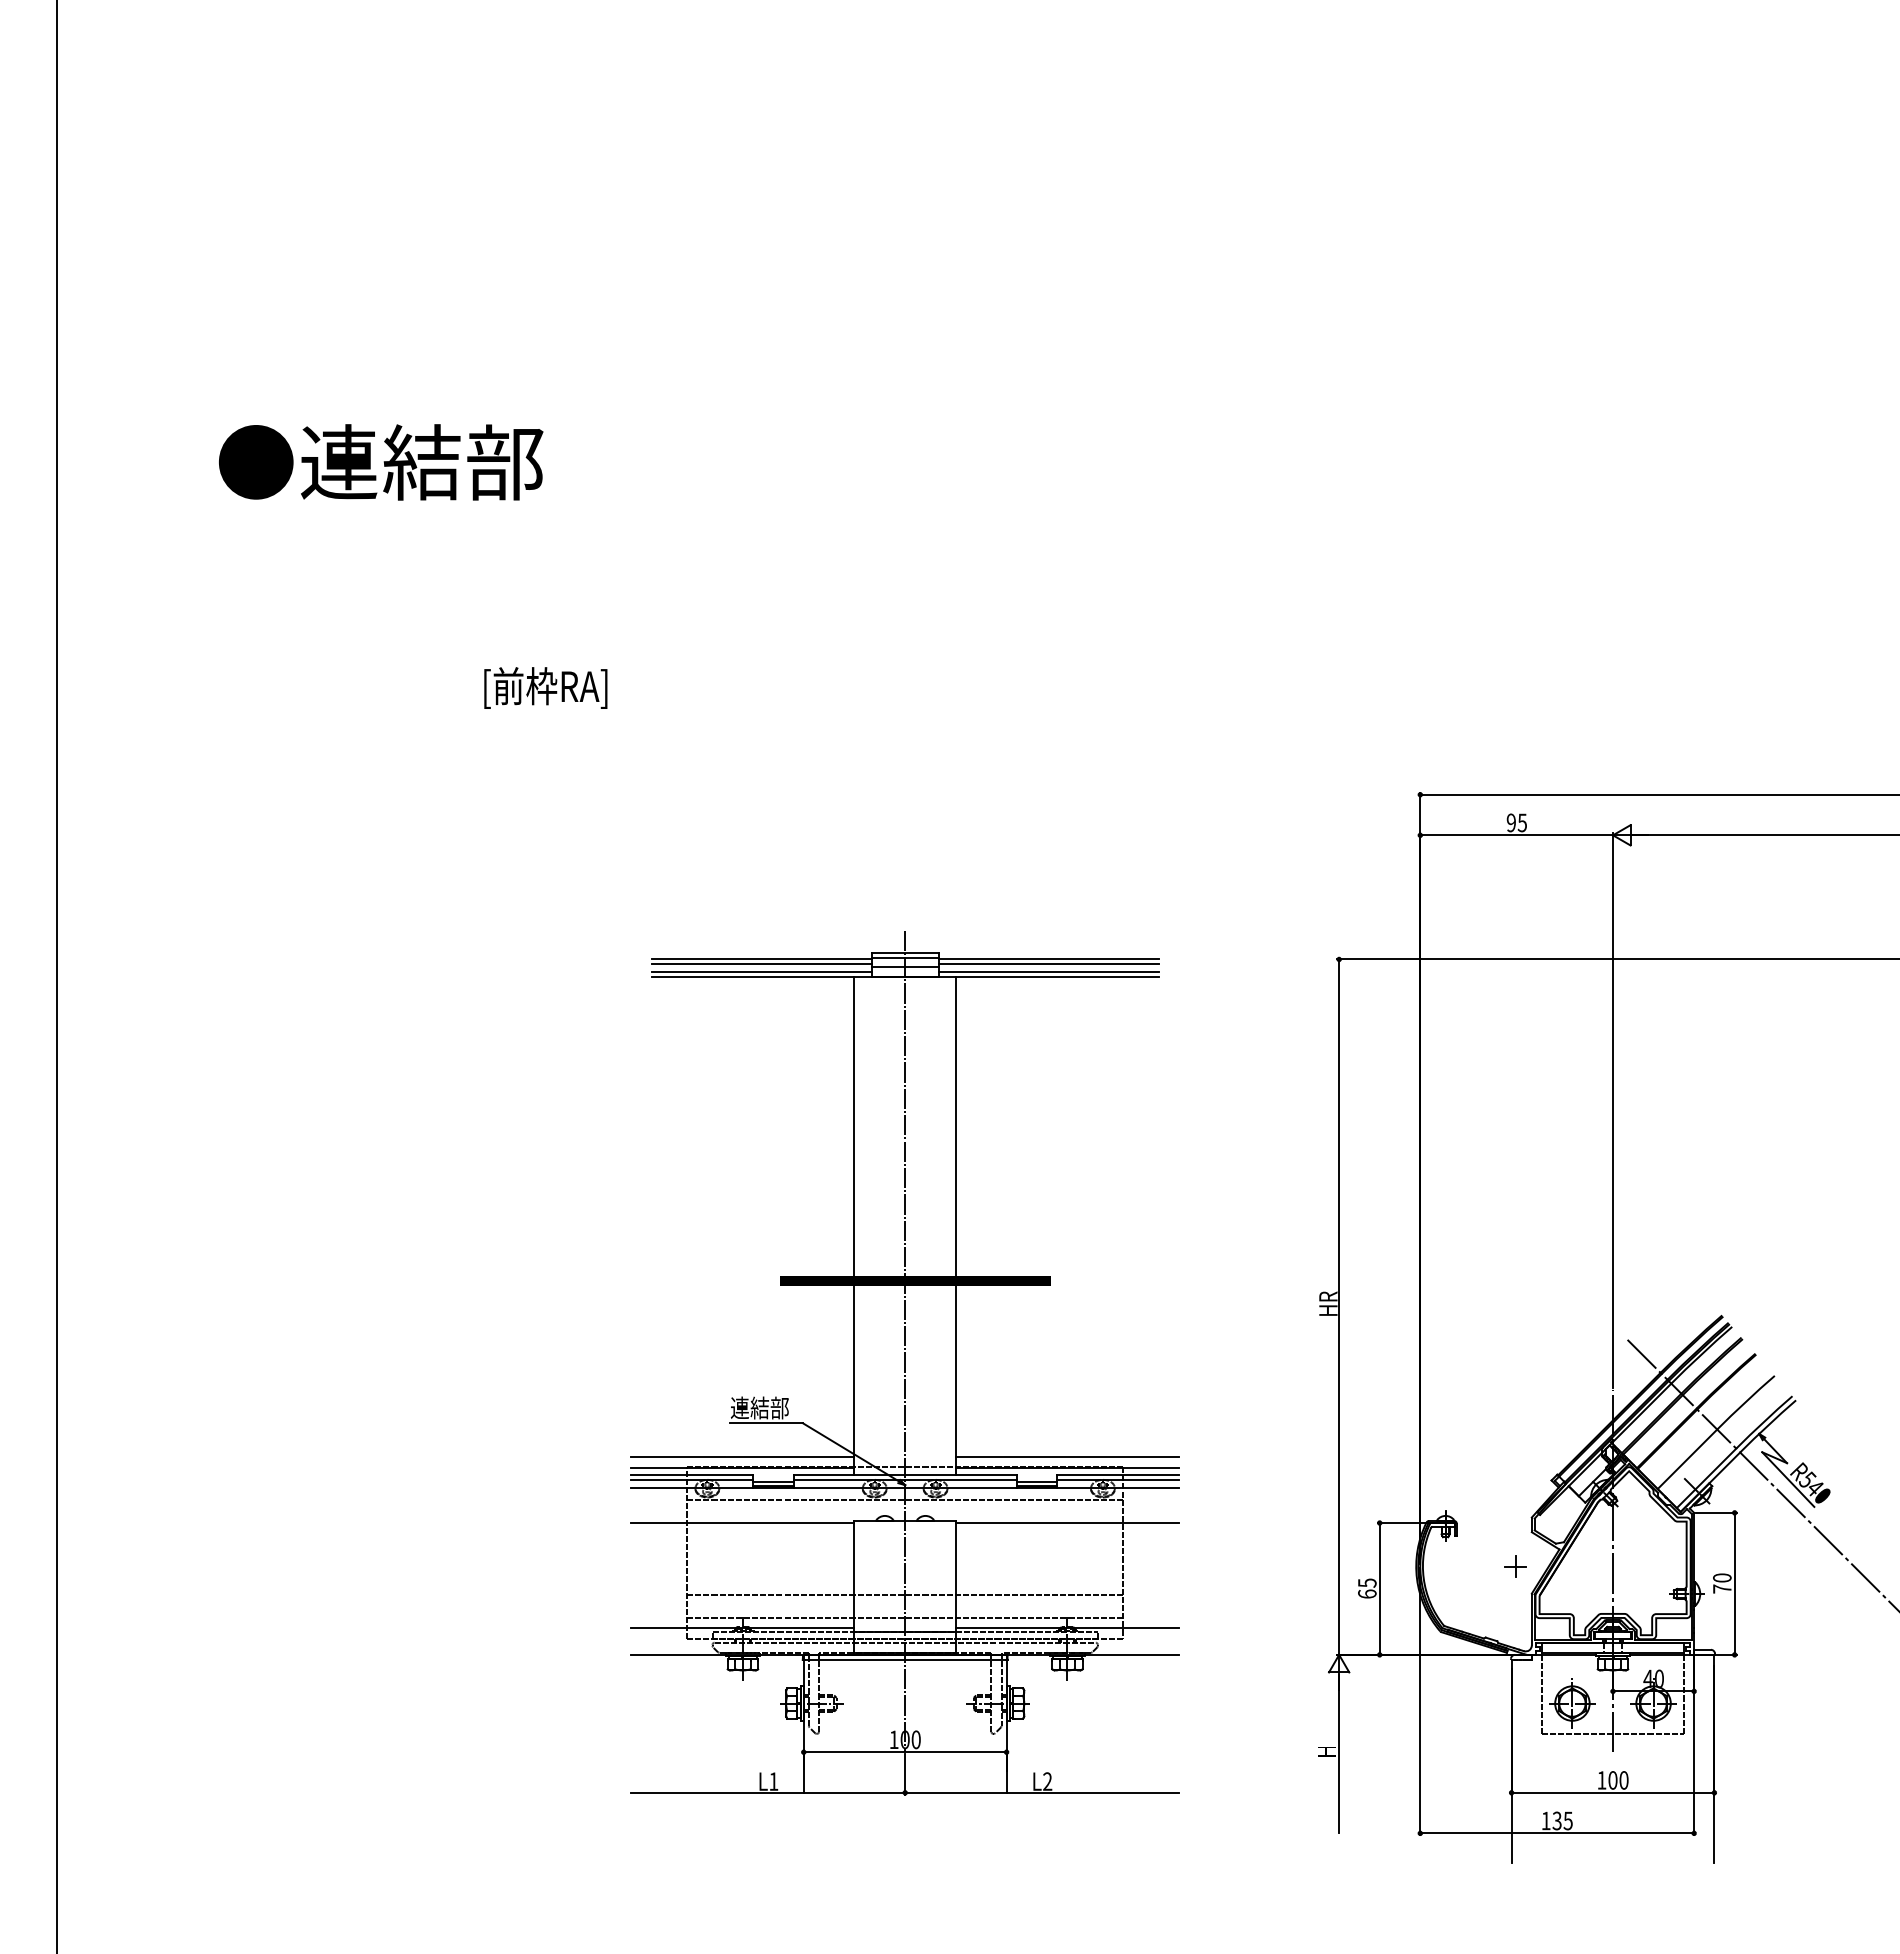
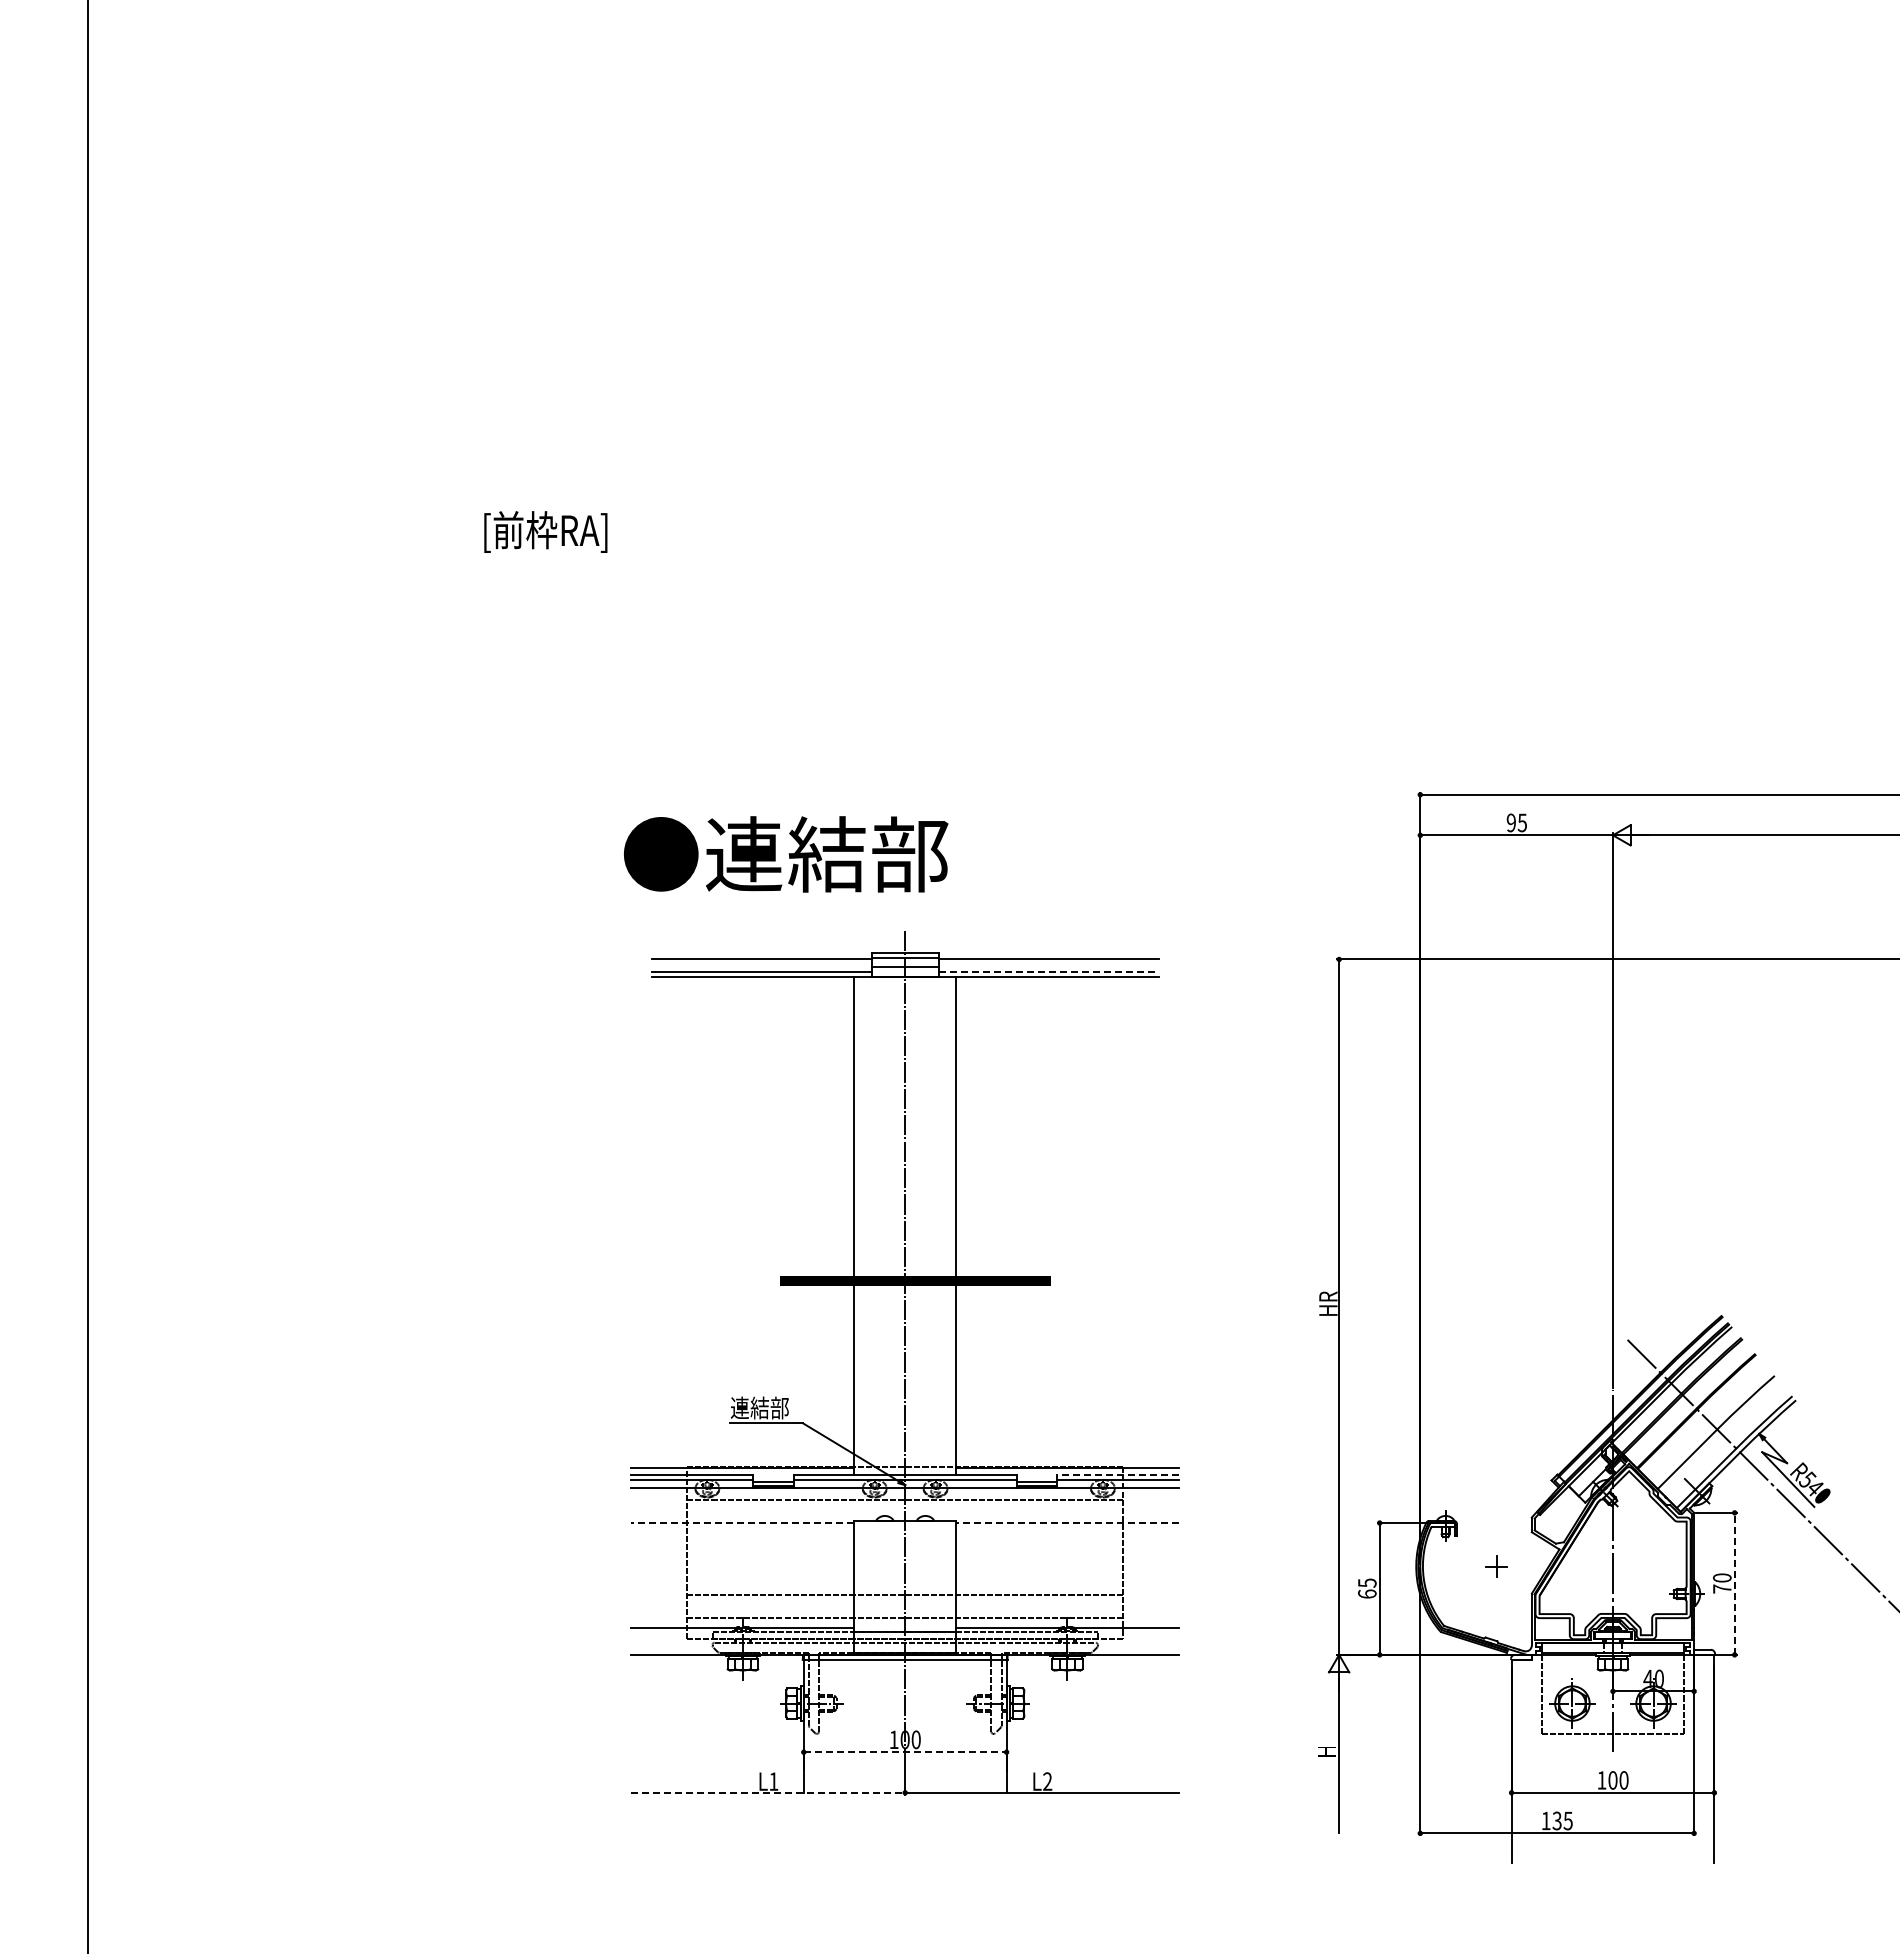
text position: (381, 462) -> (786, 854) (786, 854)
text position: (545, 687) -> (545, 531) (545, 531)
line: present -> none (761, 964)
line: present -> none (1048, 964)
line: solid -> dashed (1049, 972)
line position: (57, 976) -> (88, 976) (88, 976)
line: present -> none (742, 1457)
line: present -> none (1067, 1457)
line: solid -> dashed (1118, 1474)
line: solid -> dashed (742, 1523)
line: solid -> dashed (1067, 1523)
part position: (1515, 1566) -> (1496, 1566) (1496, 1566)
line: solid -> dashed (1734, 1583)
line: solid -> dashed (905, 1752)
line: solid -> dashed (768, 1792)
